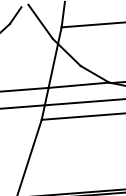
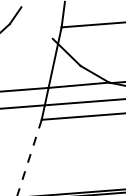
line: present -> none (40, 21)
line: solid -> dashed (29, 157)
